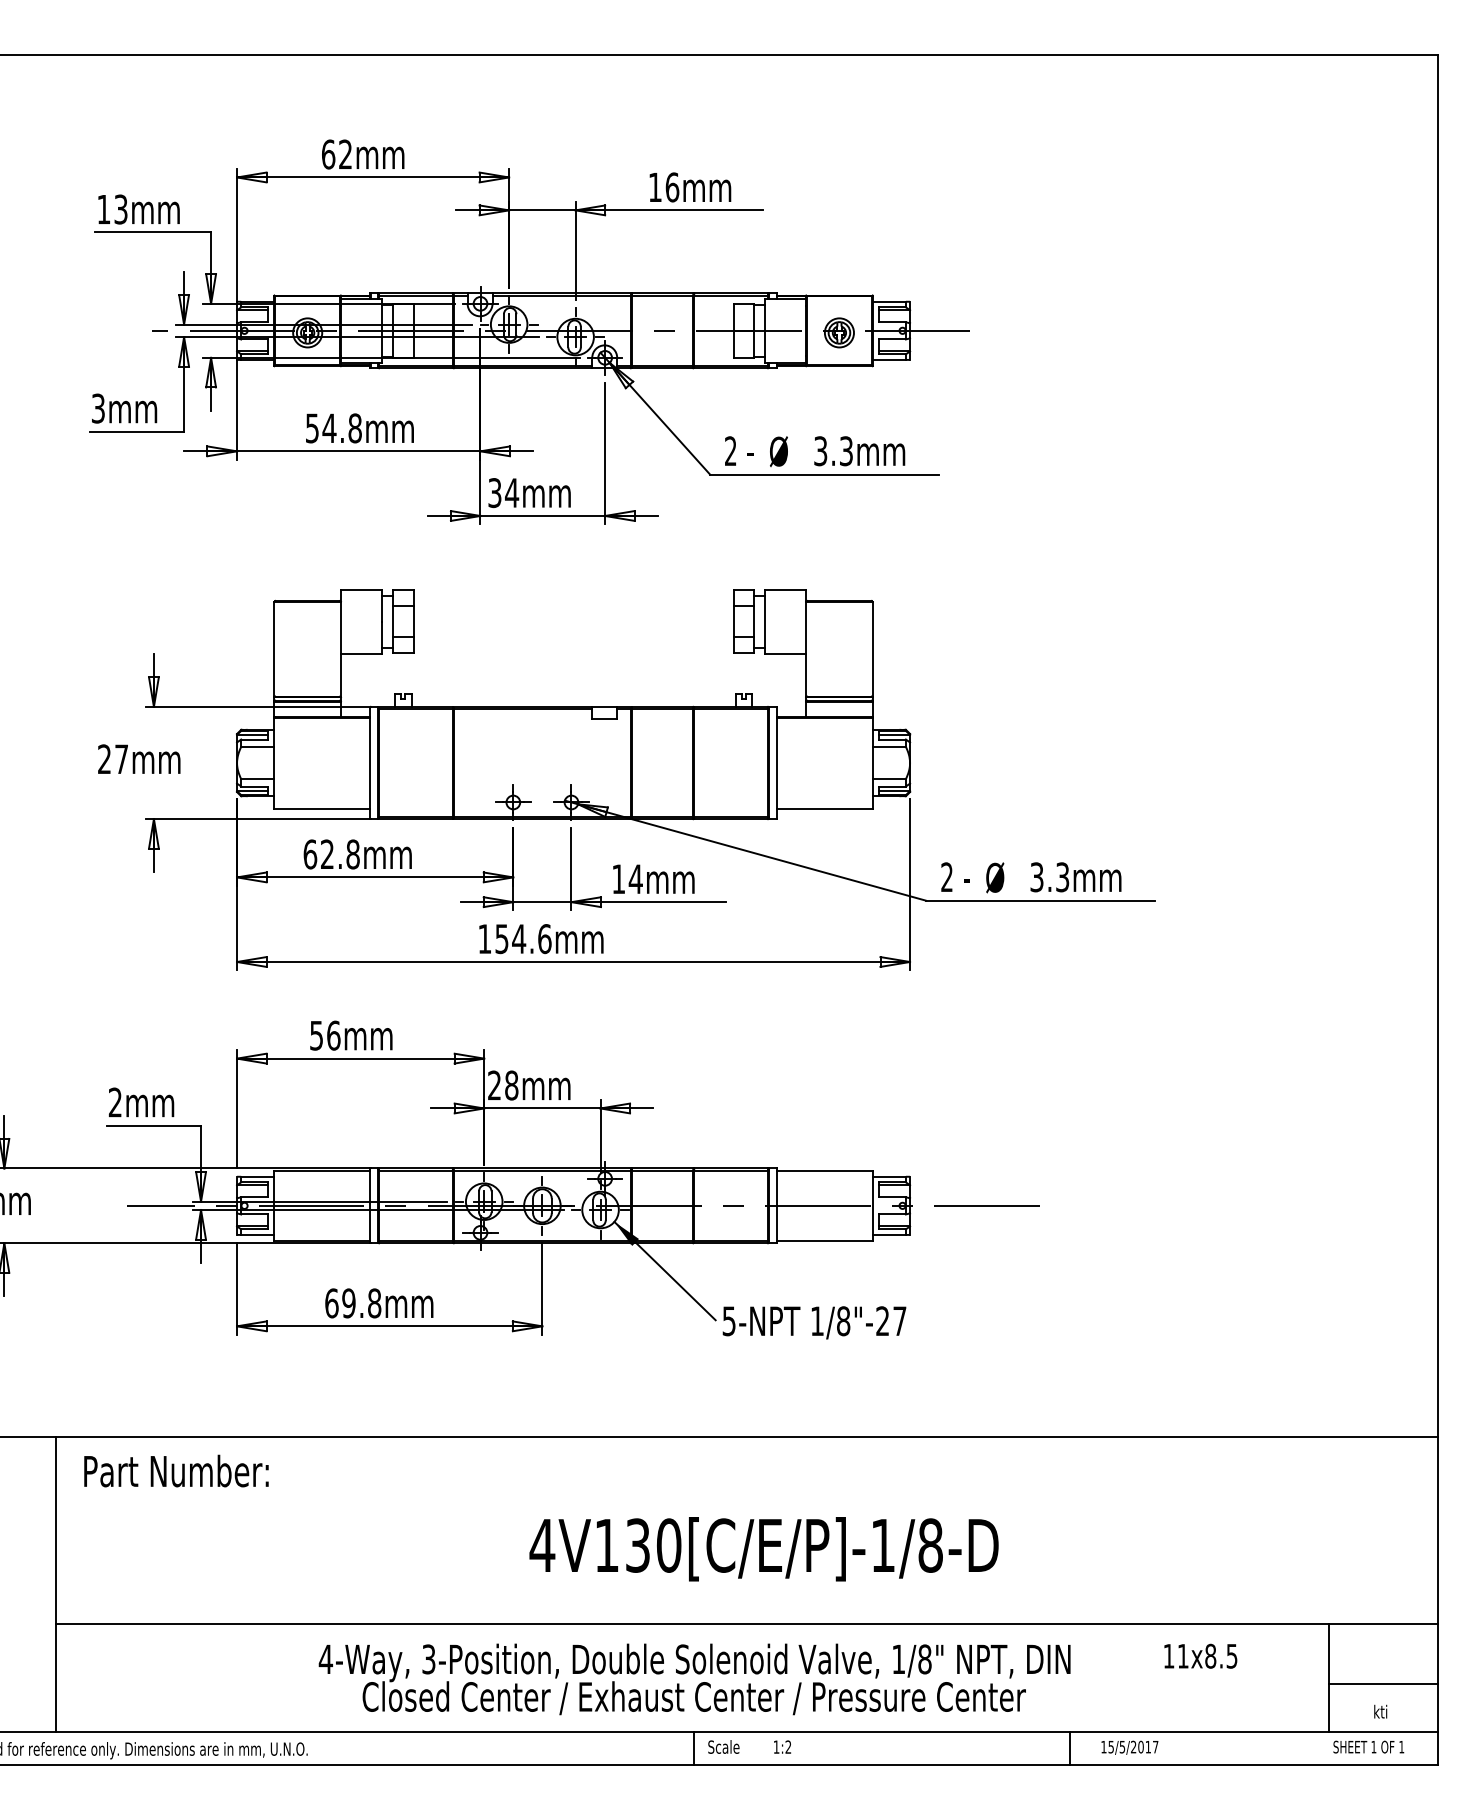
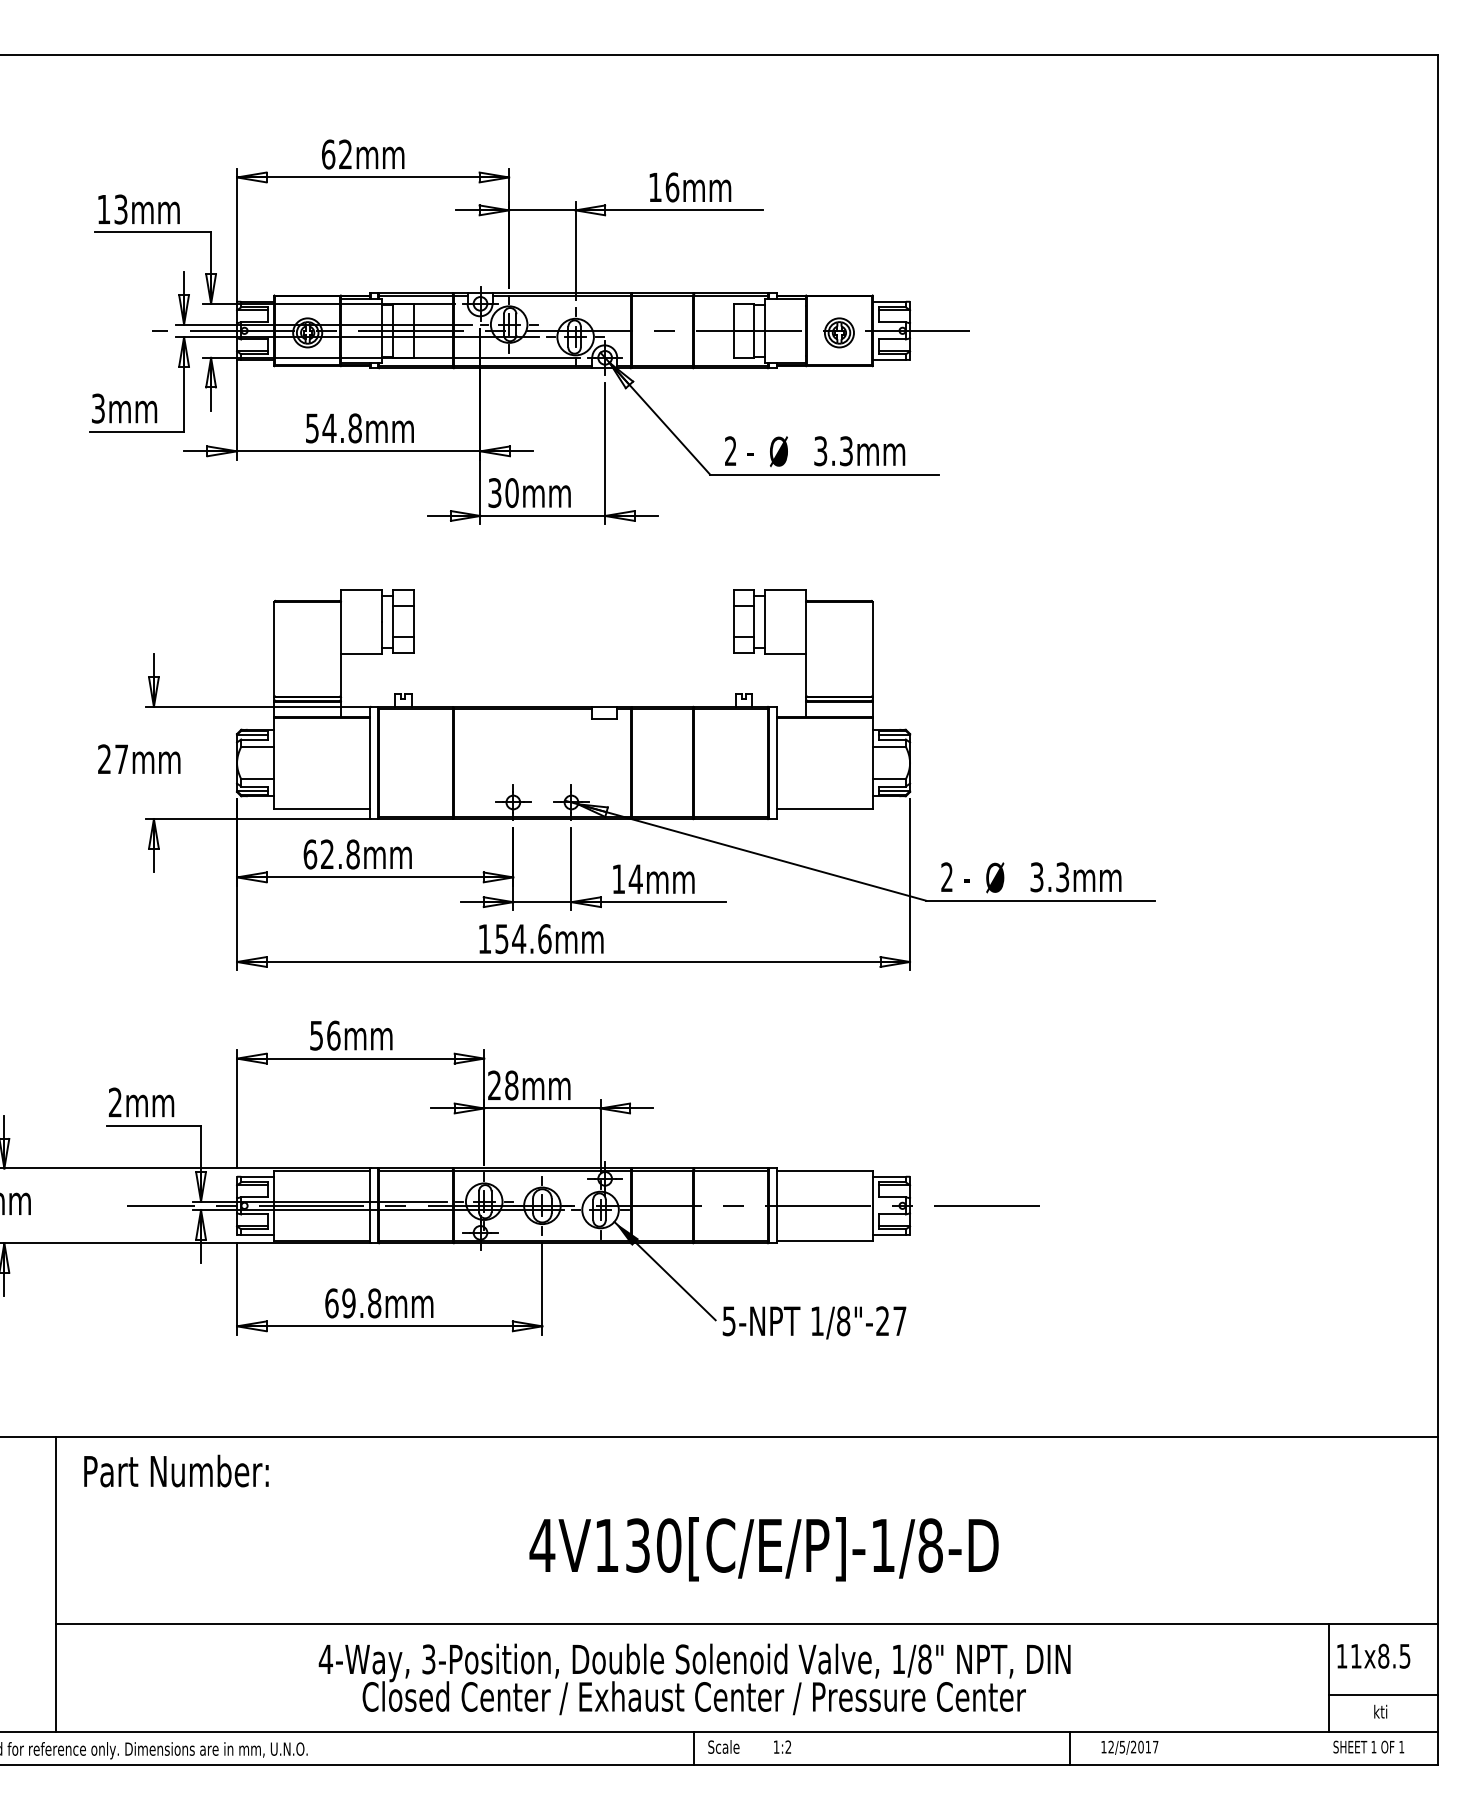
text: 34mm -> 30mm (511, 493)
text position: (1200, 1655) -> (1373, 1655) (1373, 1655)
line position: (1383, 1683) -> (1383, 1694) (1383, 1694)
text: 15/5/2017 -> 12/5/2017 (1110, 1746)
